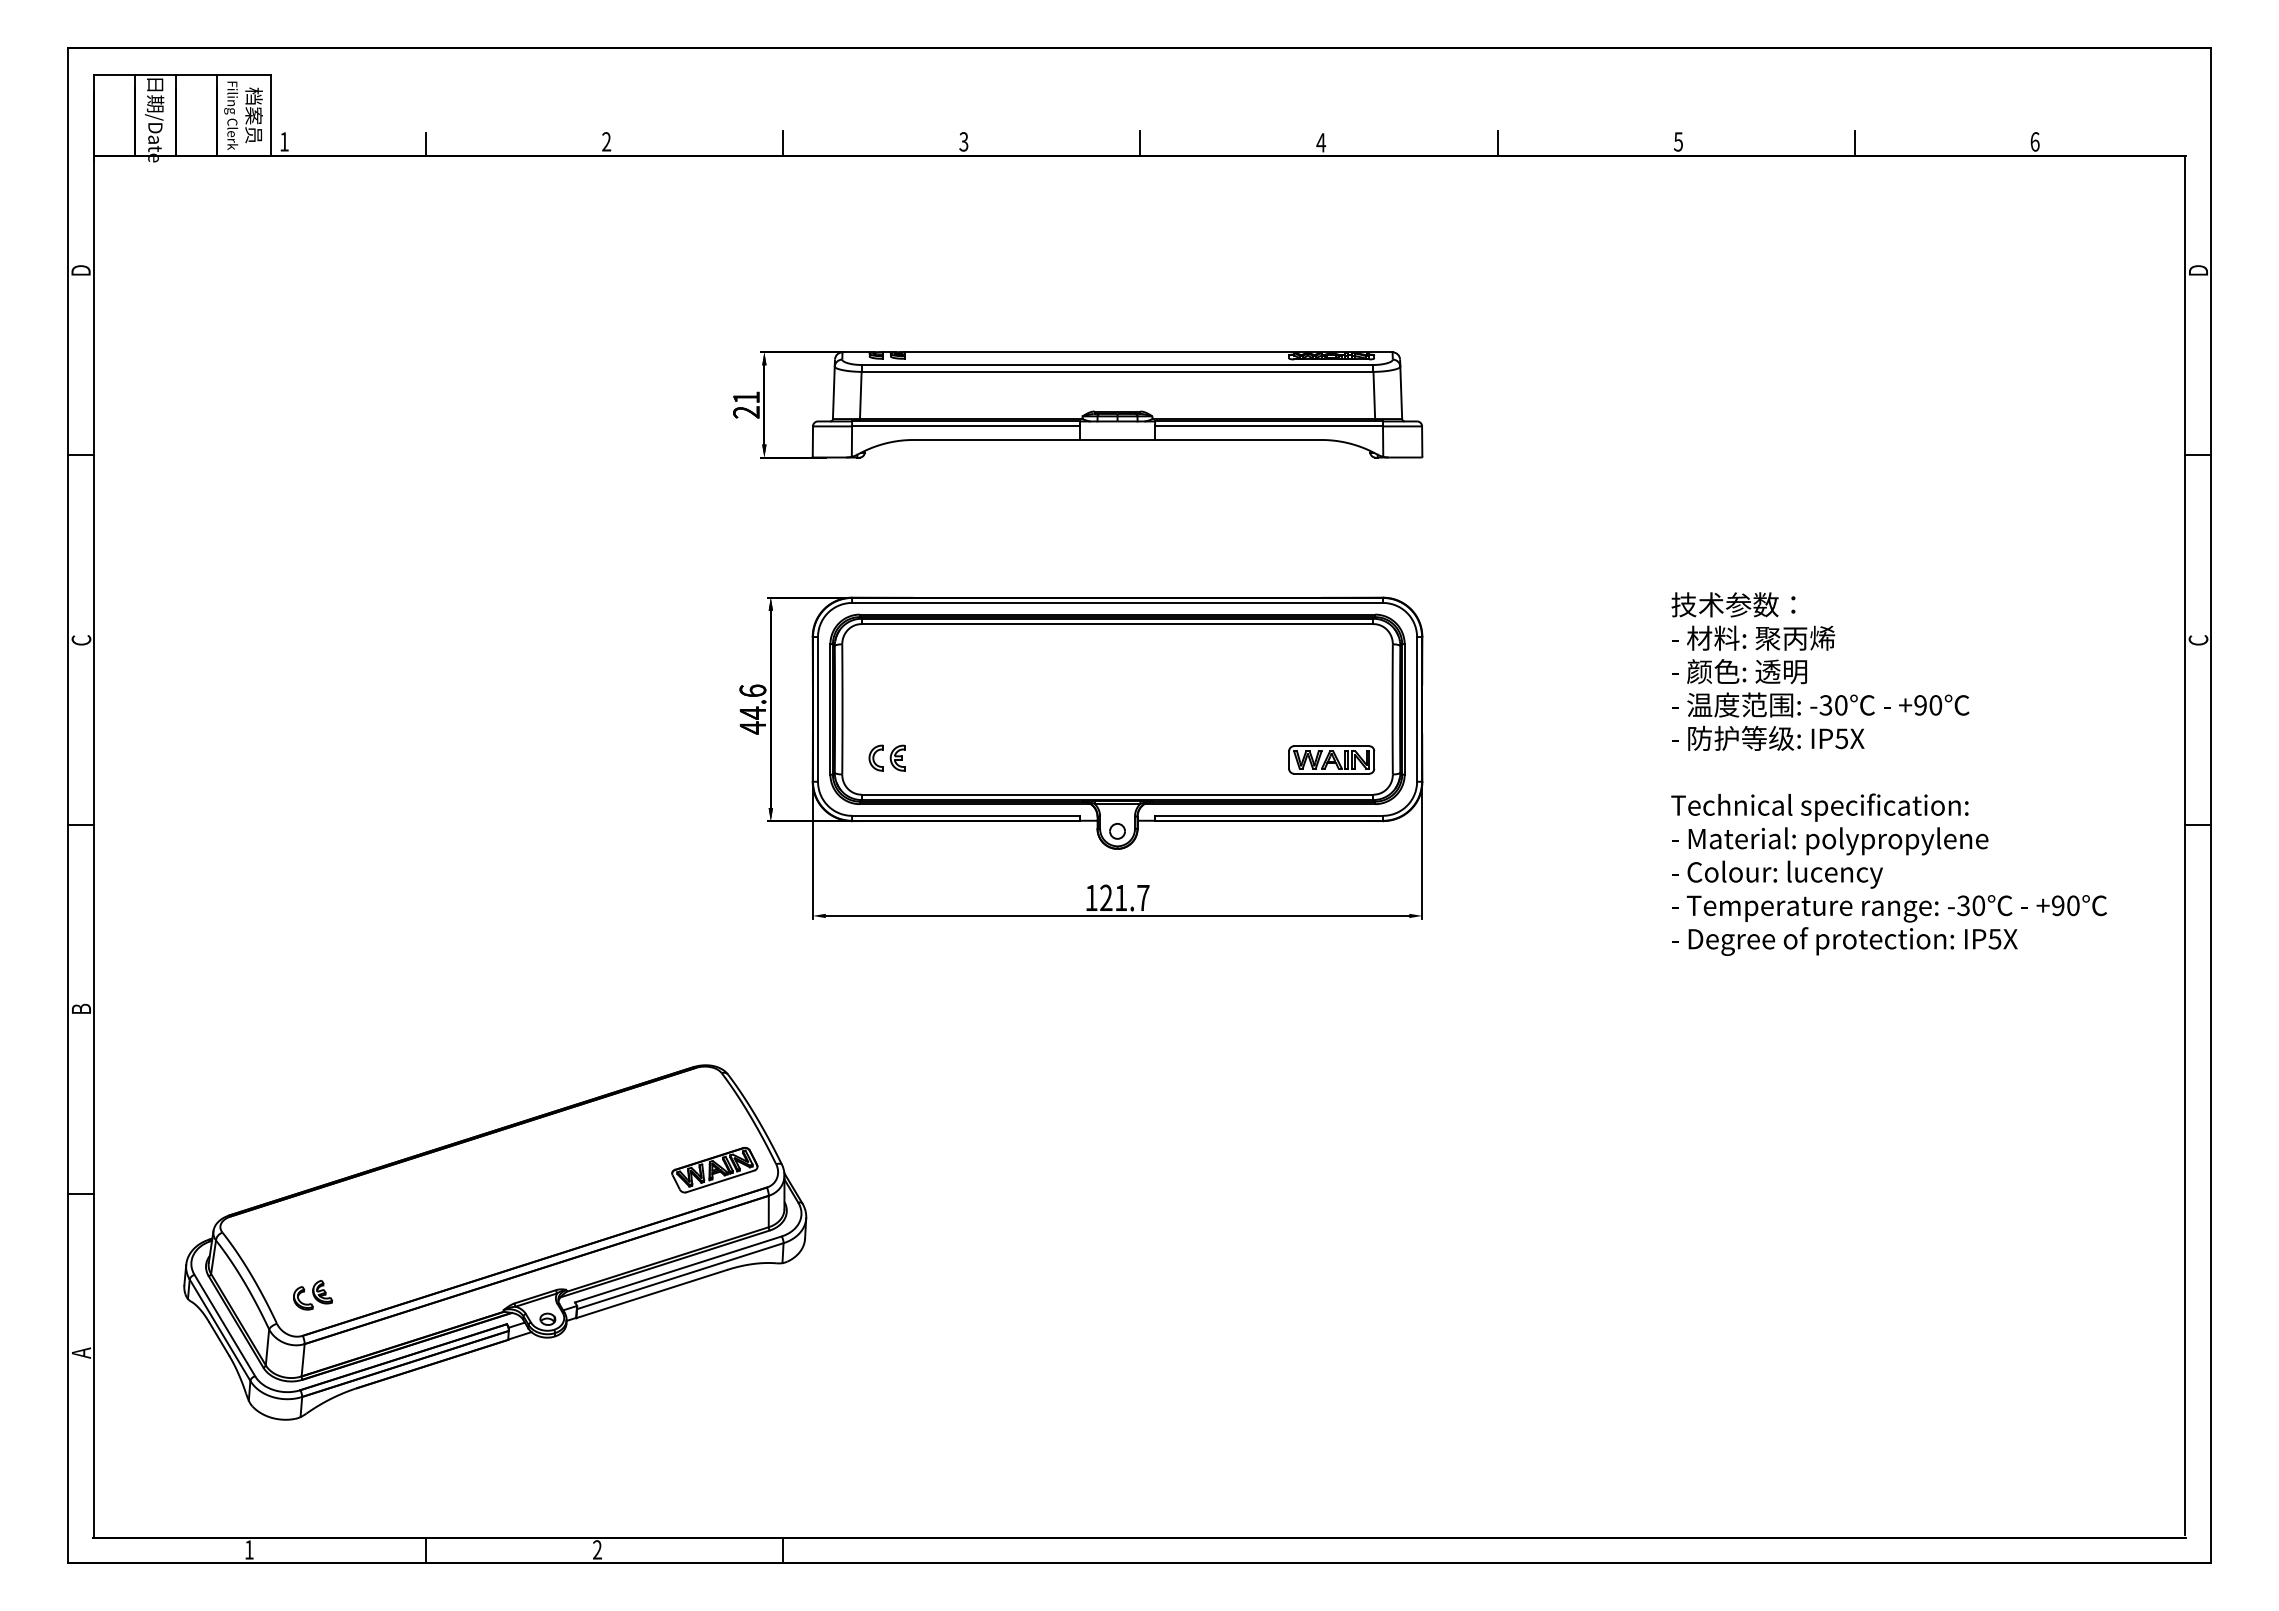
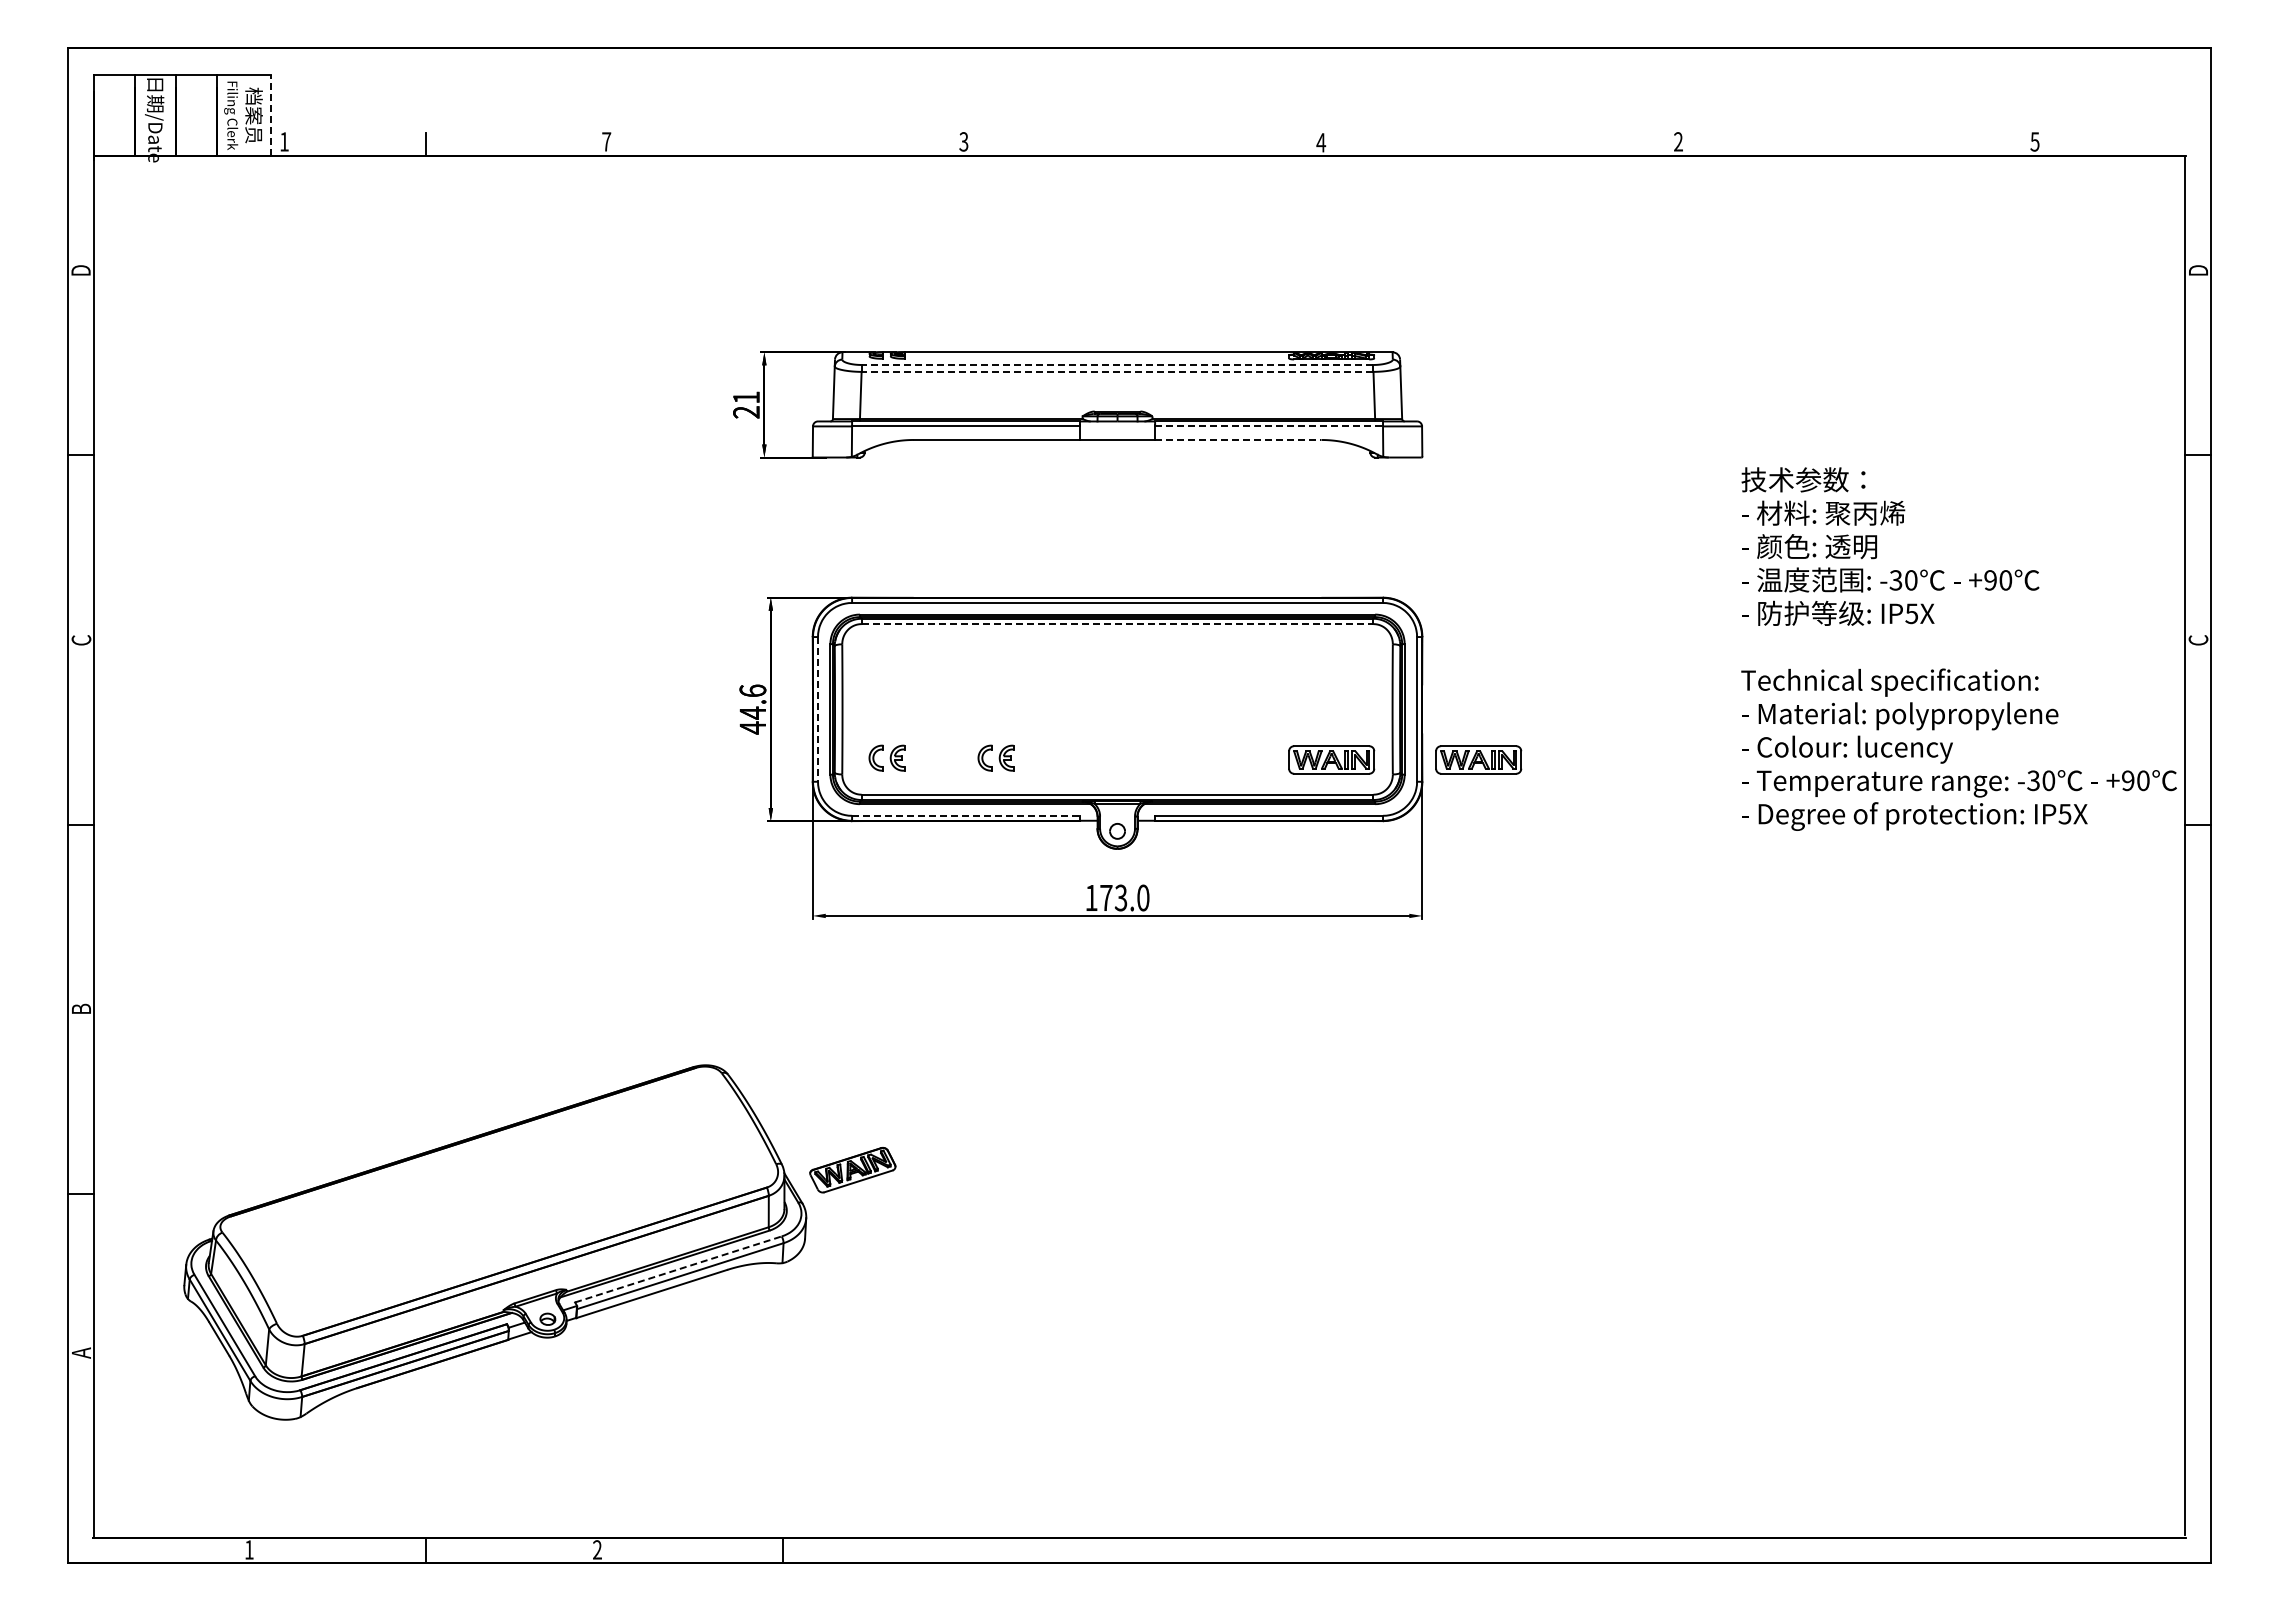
line: solid -> dashed (271, 115)
text: 2 -> 7 (606, 141)
text: 5 -> 2 (1677, 141)
text: 6 -> 5 (2034, 141)
line: present -> none (782, 143)
line: present -> none (1140, 143)
line: present -> none (1497, 143)
line: present -> none (1854, 143)
line: solid -> dashed (1117, 364)
line: solid -> dashed (1117, 371)
line: solid -> dashed (1269, 426)
line: solid -> dashed (1238, 439)
line: solid -> dashed (1117, 624)
line: solid -> dashed (818, 709)
part: none -> present (995, 757)
part: none -> present (1478, 759)
text position: (1888, 773) -> (1958, 648) (1958, 648)
line: solid -> dashed (966, 815)
text: 121.7 -> 173.0 (1124, 897)
part position: (714, 1170) -> (852, 1170) (852, 1170)
line: solid -> dashed (678, 1269)
part: present -> none (313, 1294)
